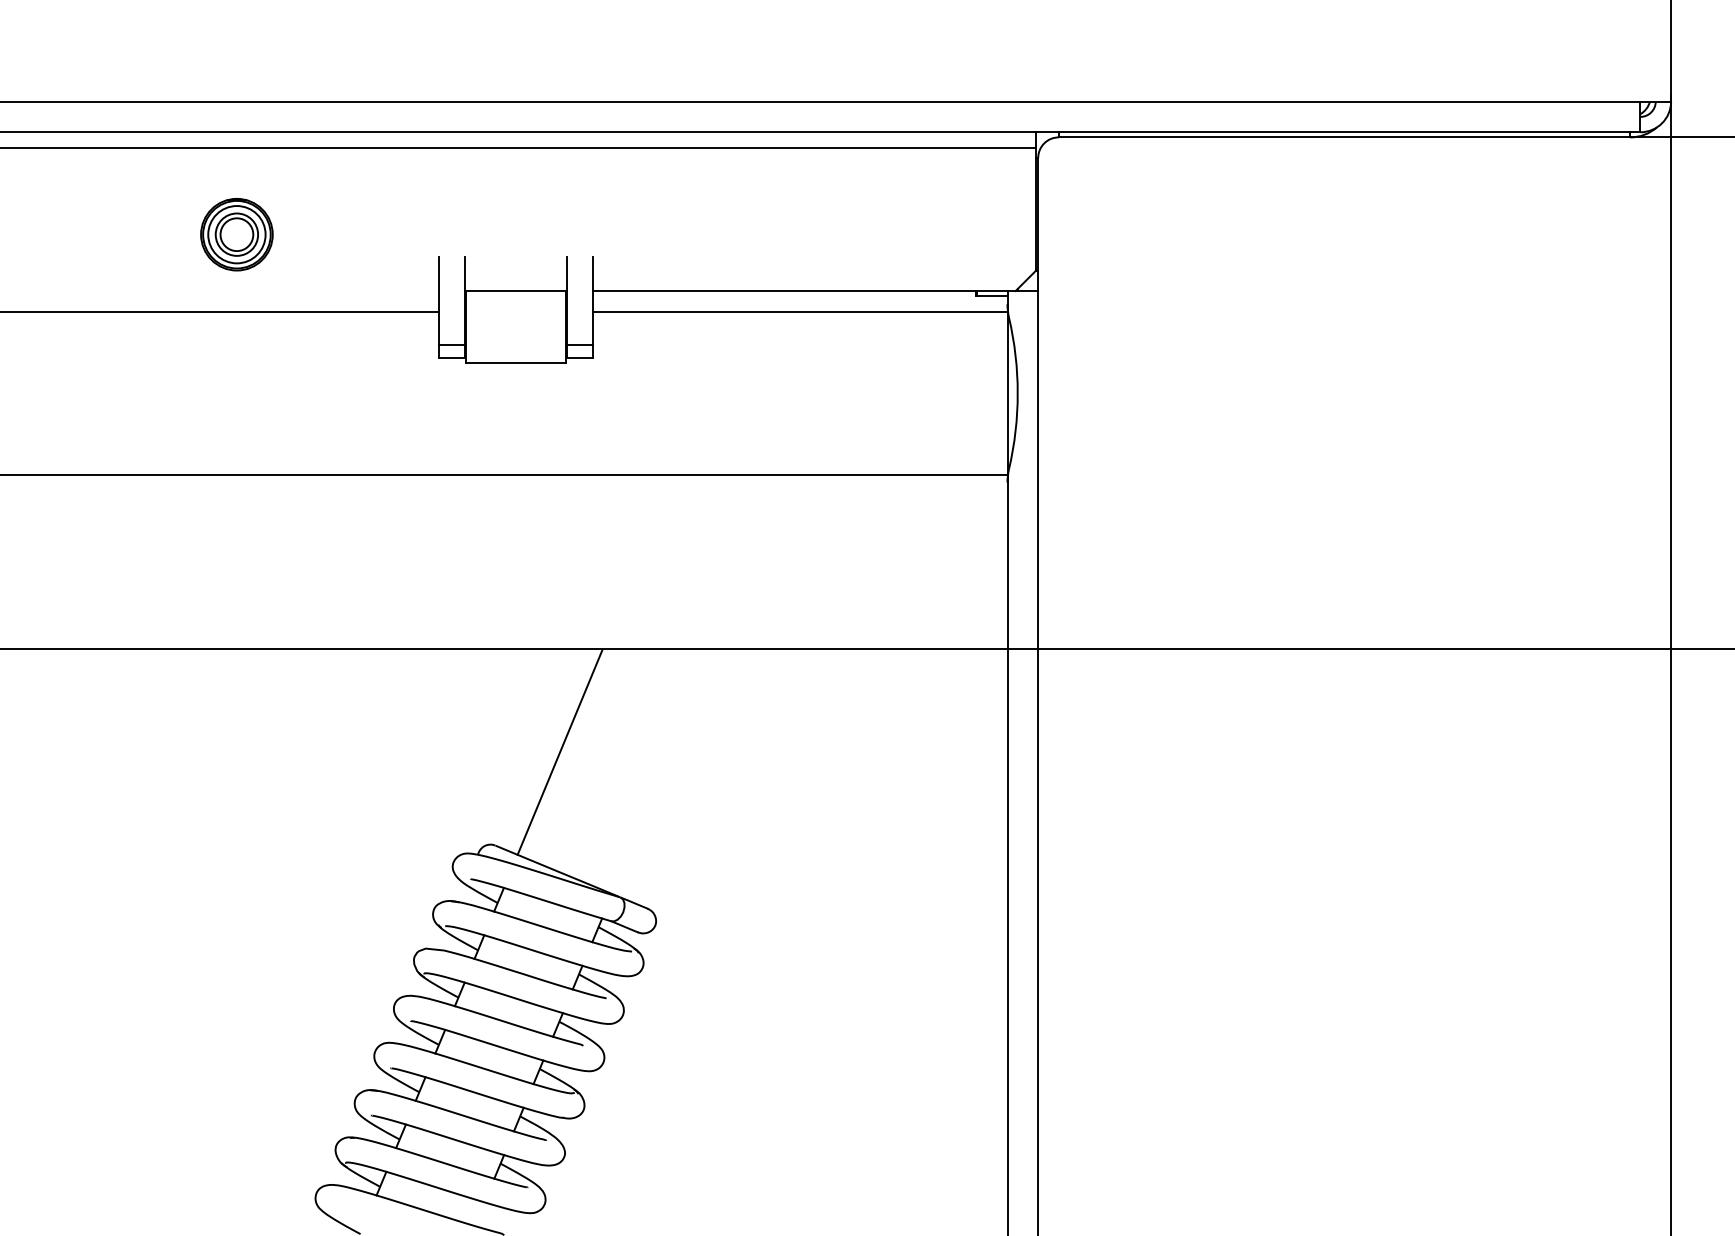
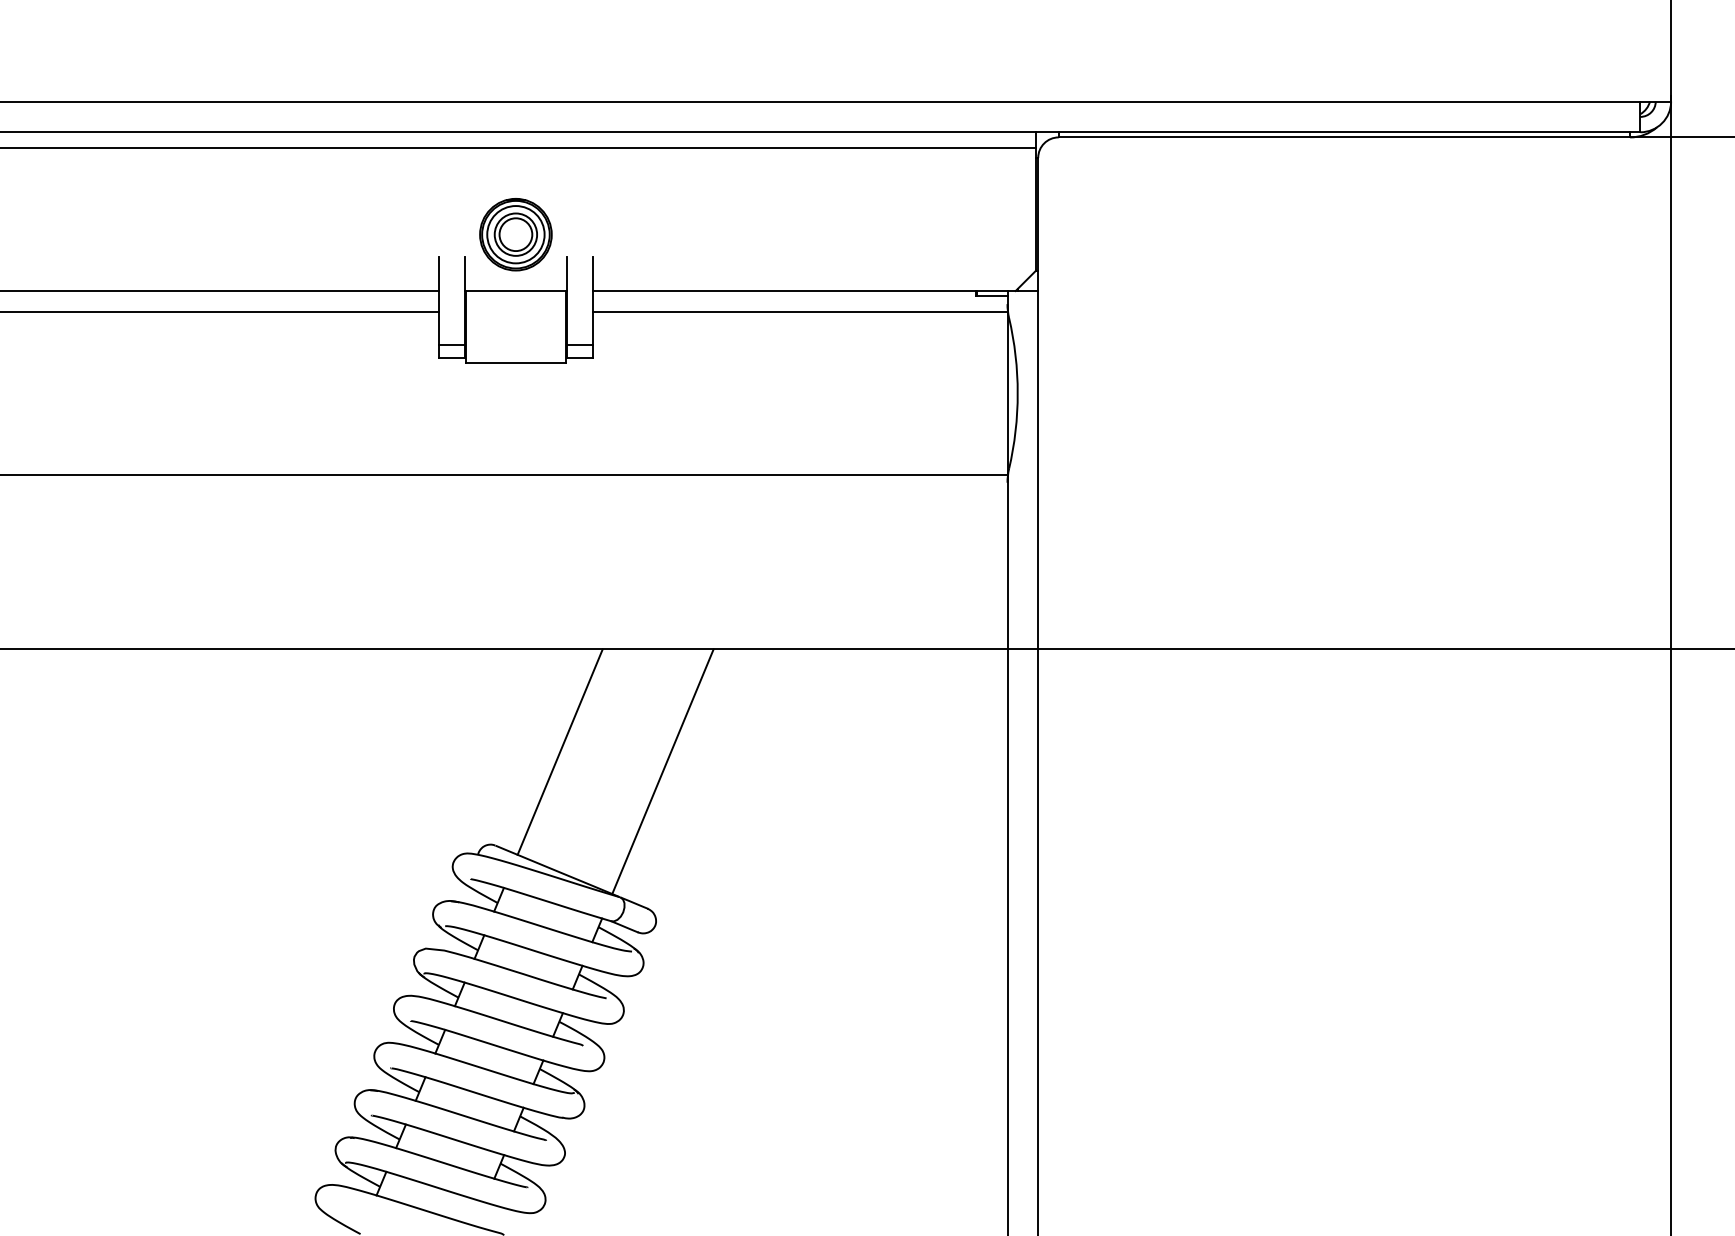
part position: (236, 234) -> (515, 234) (515, 234)
line: none -> present (220, 291)
line: none -> present (662, 771)
